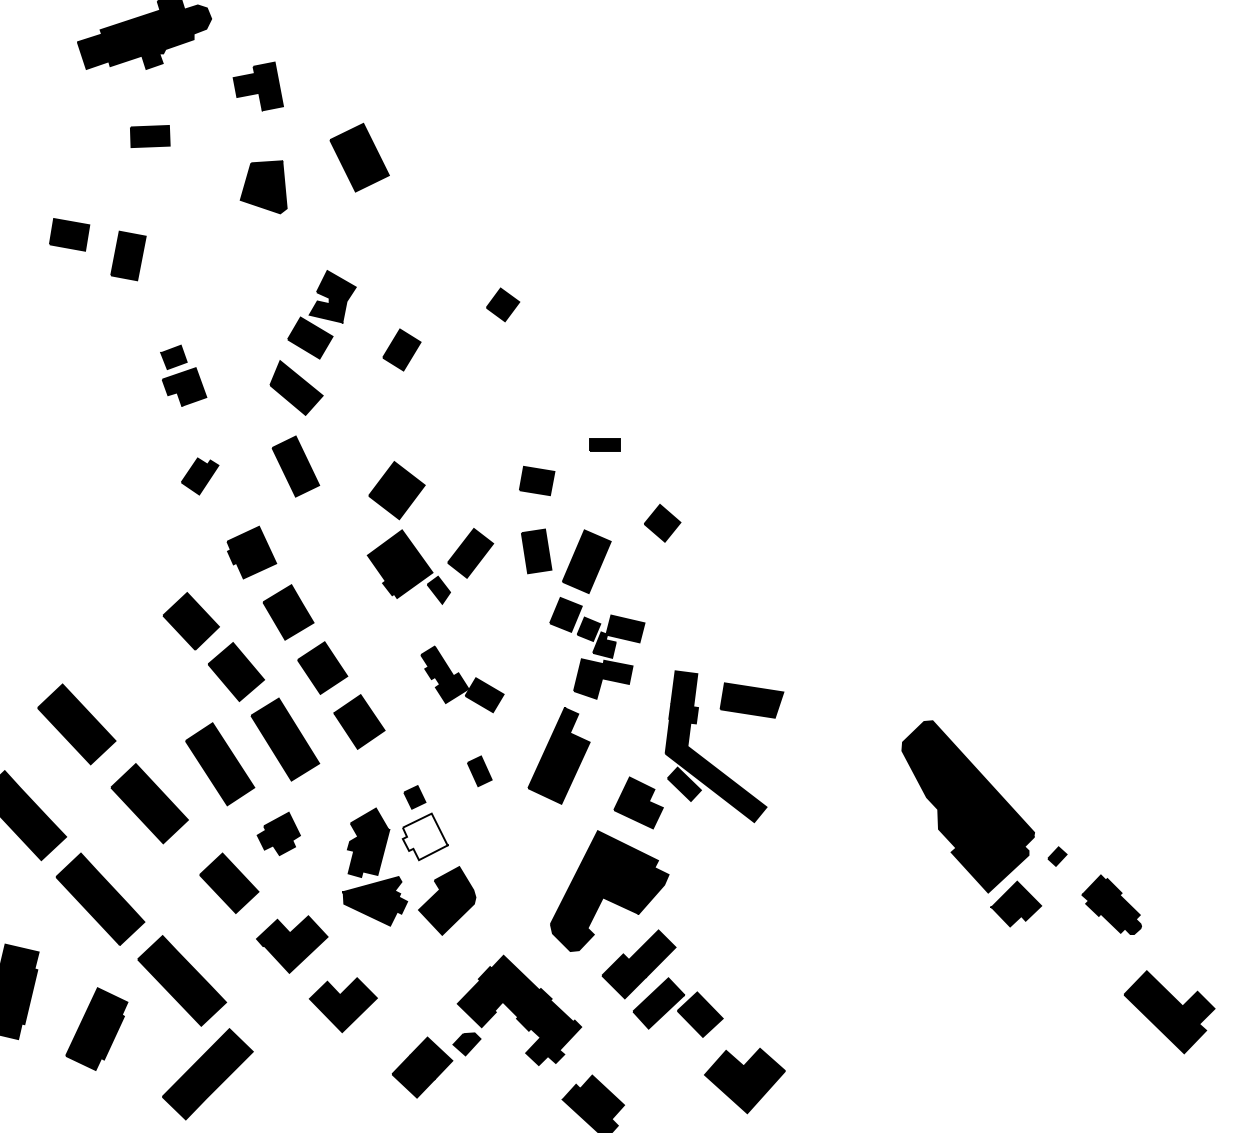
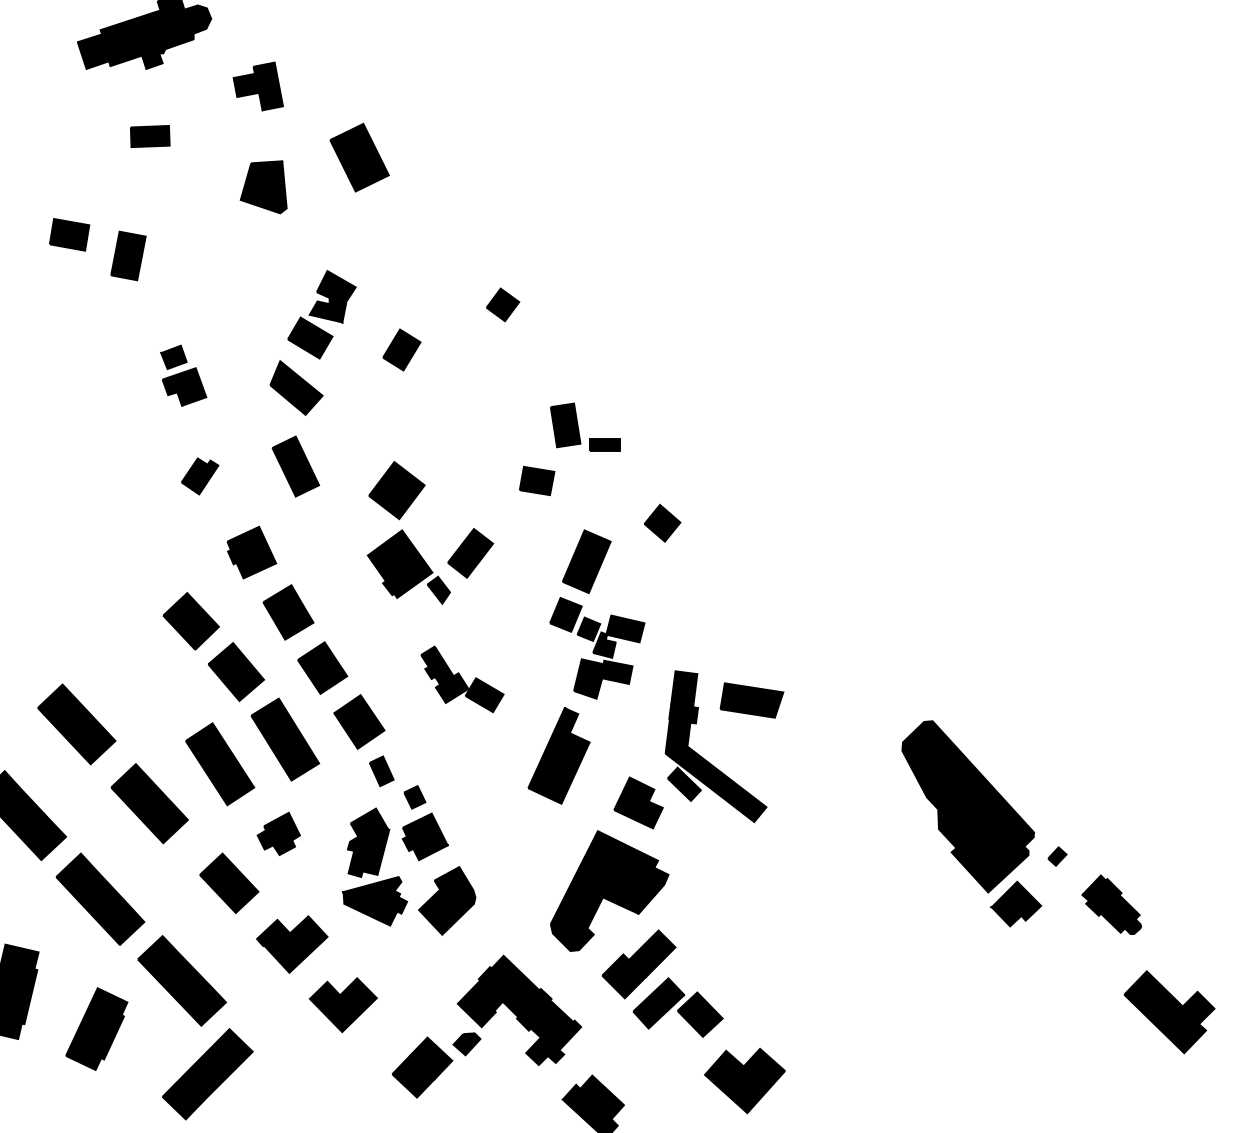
part position: (536, 551) -> (565, 425) (565, 425)
part position: (479, 770) -> (381, 770) (381, 770)
fill: none -> present (424, 836)
